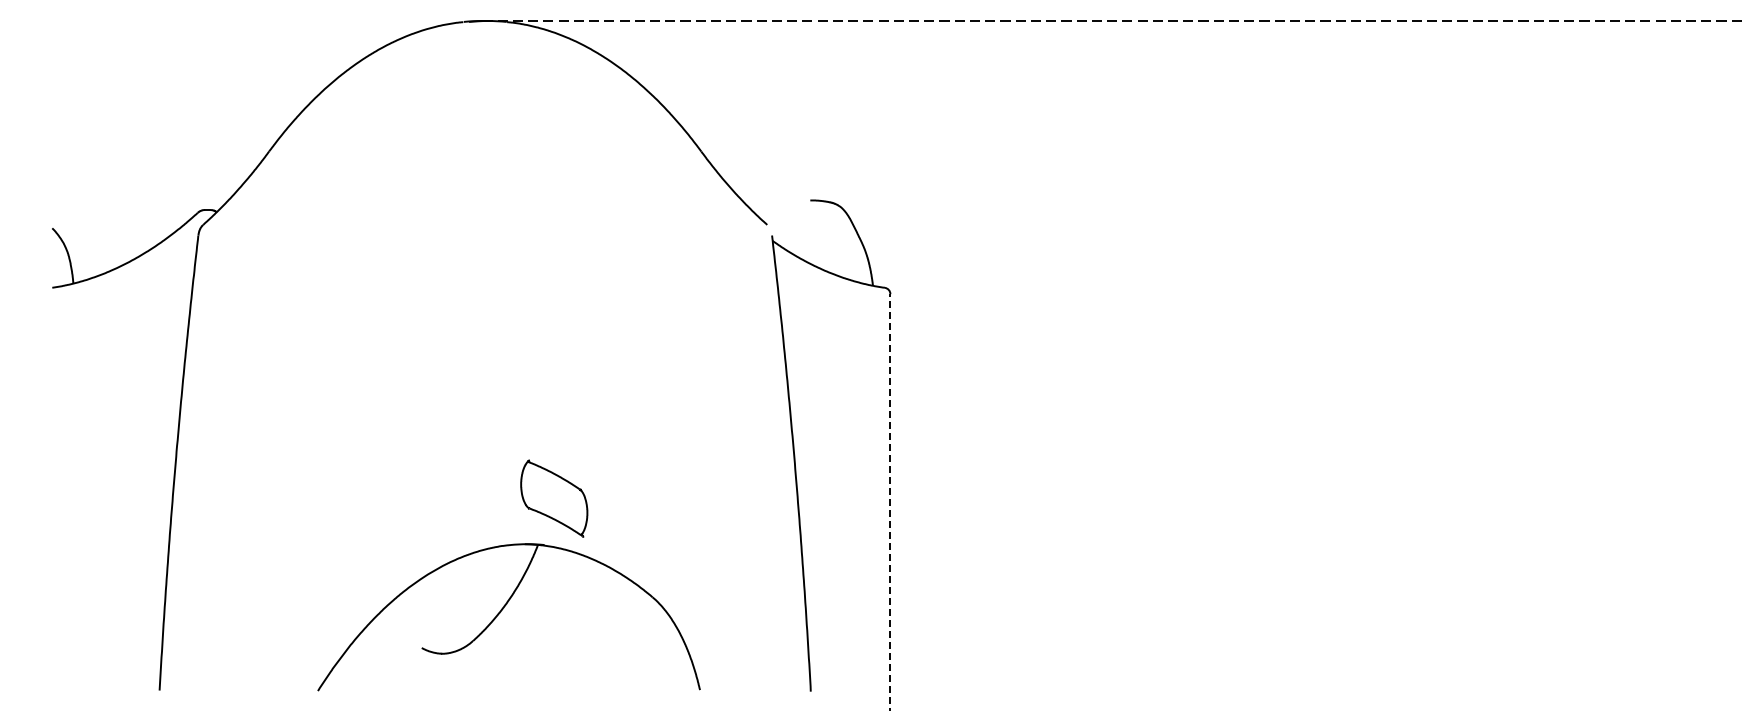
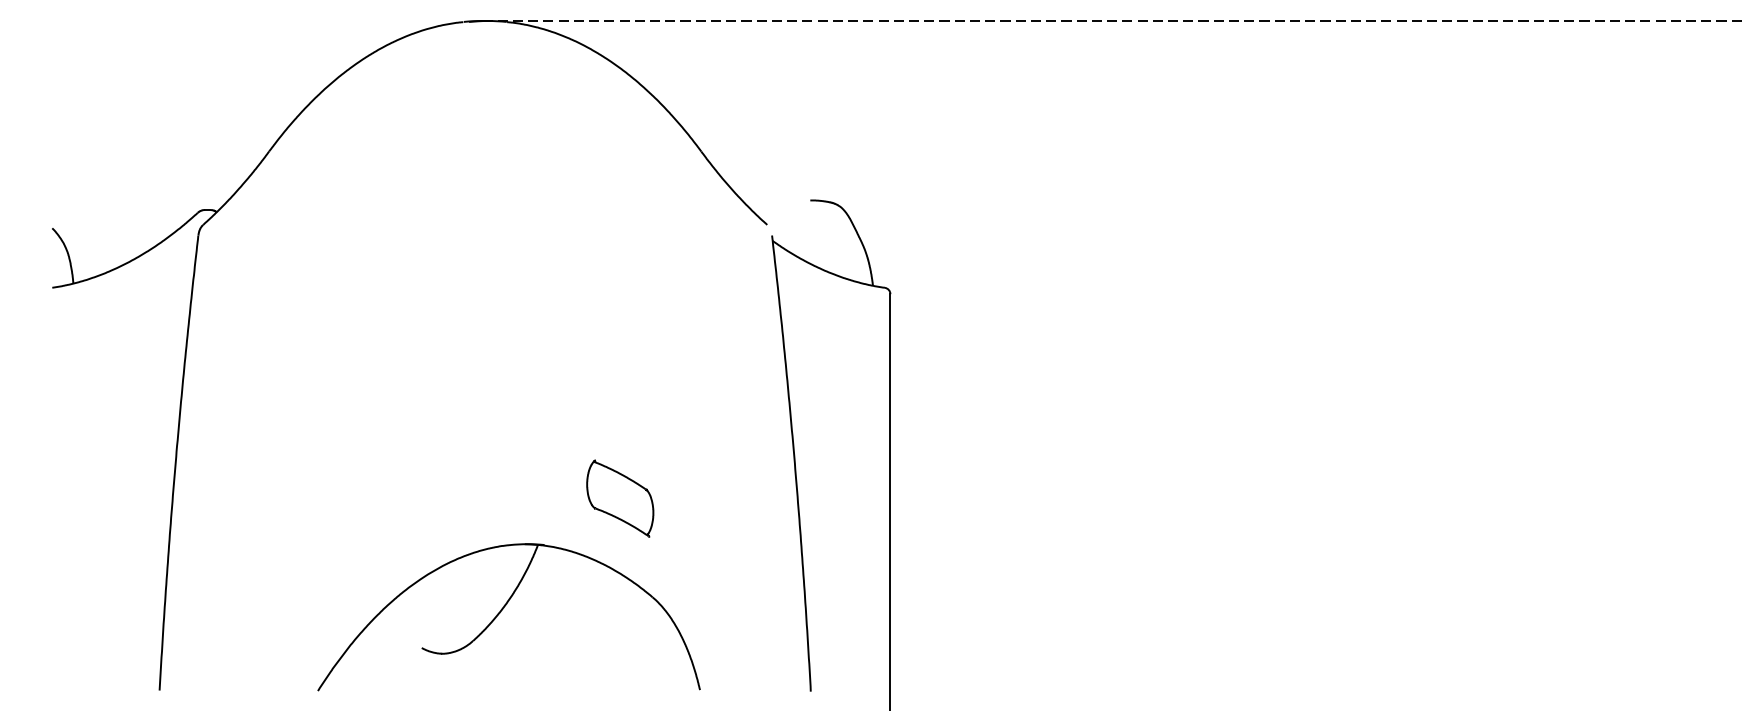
part position: (554, 498) -> (620, 498) (620, 498)
line: dashed -> solid (890, 501)
